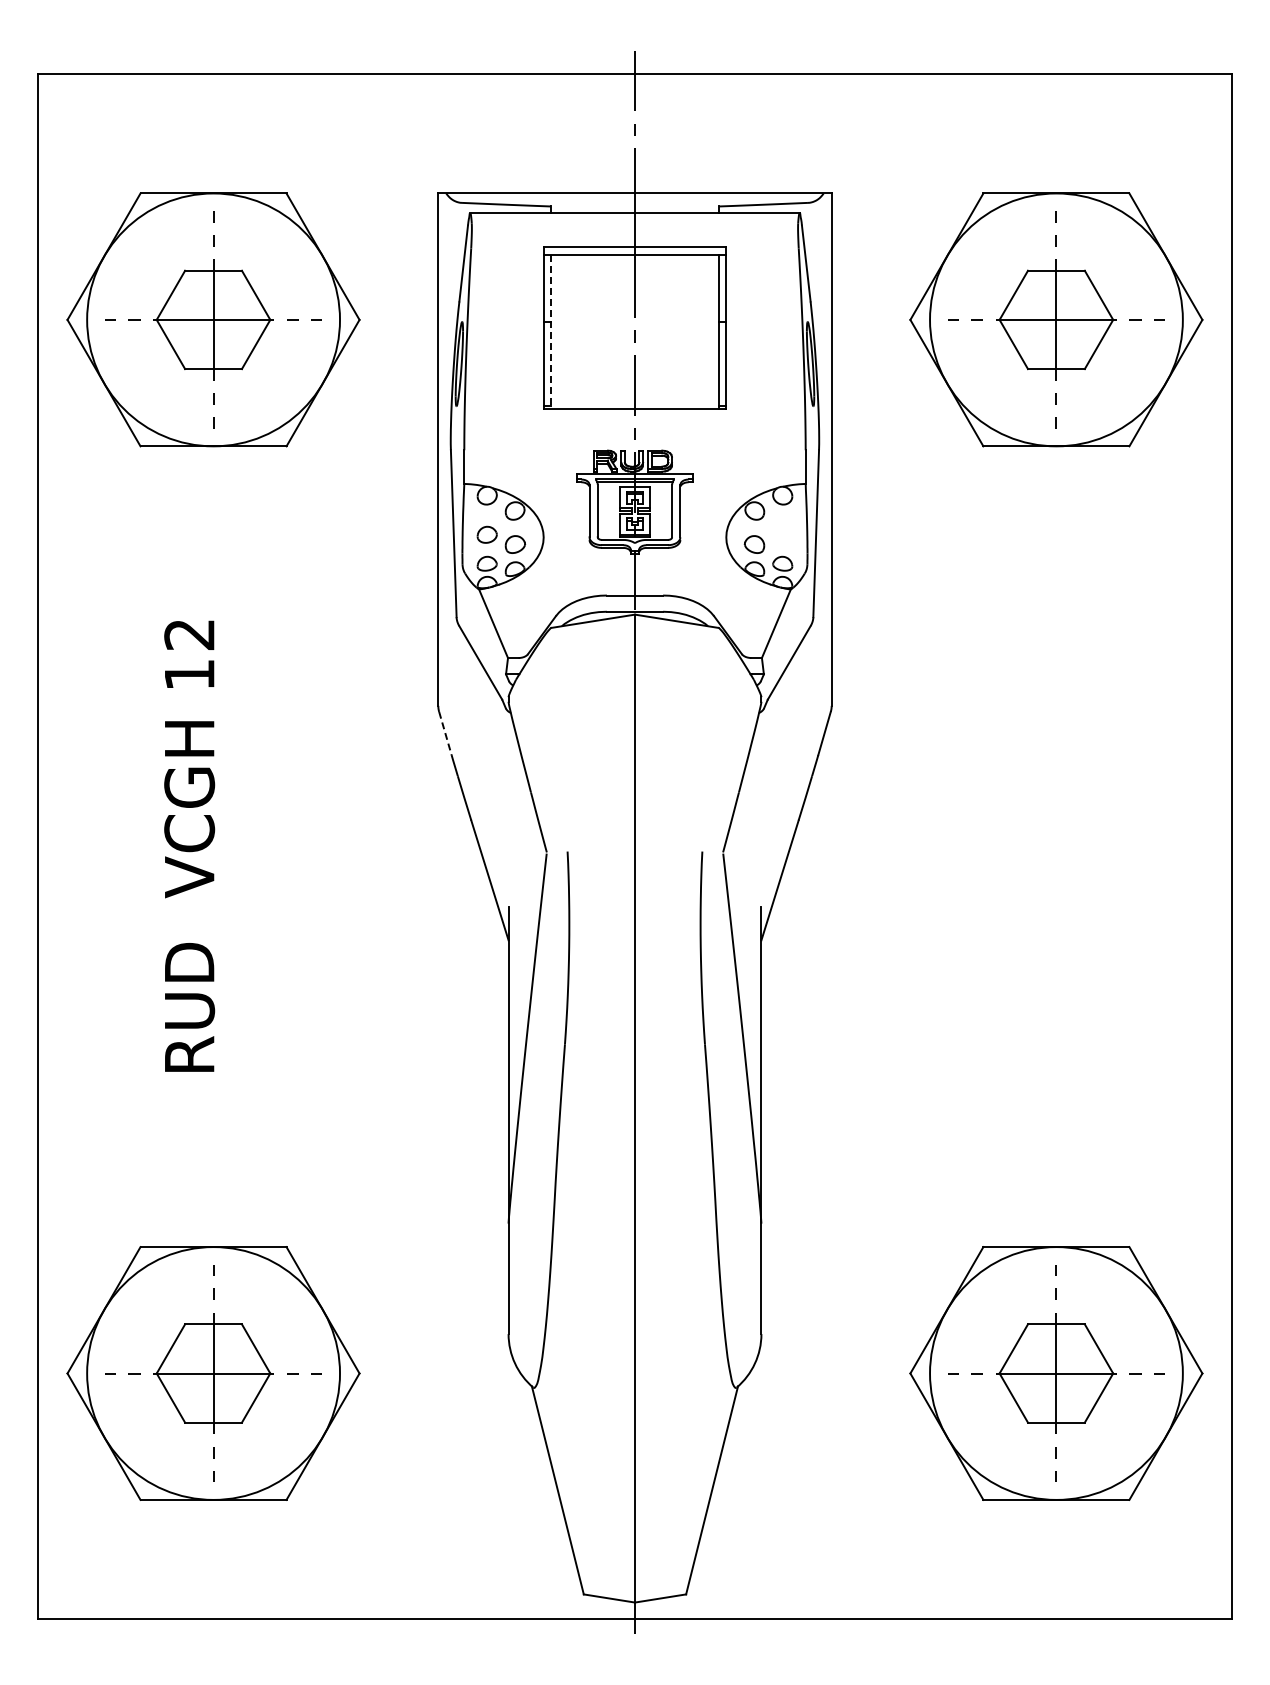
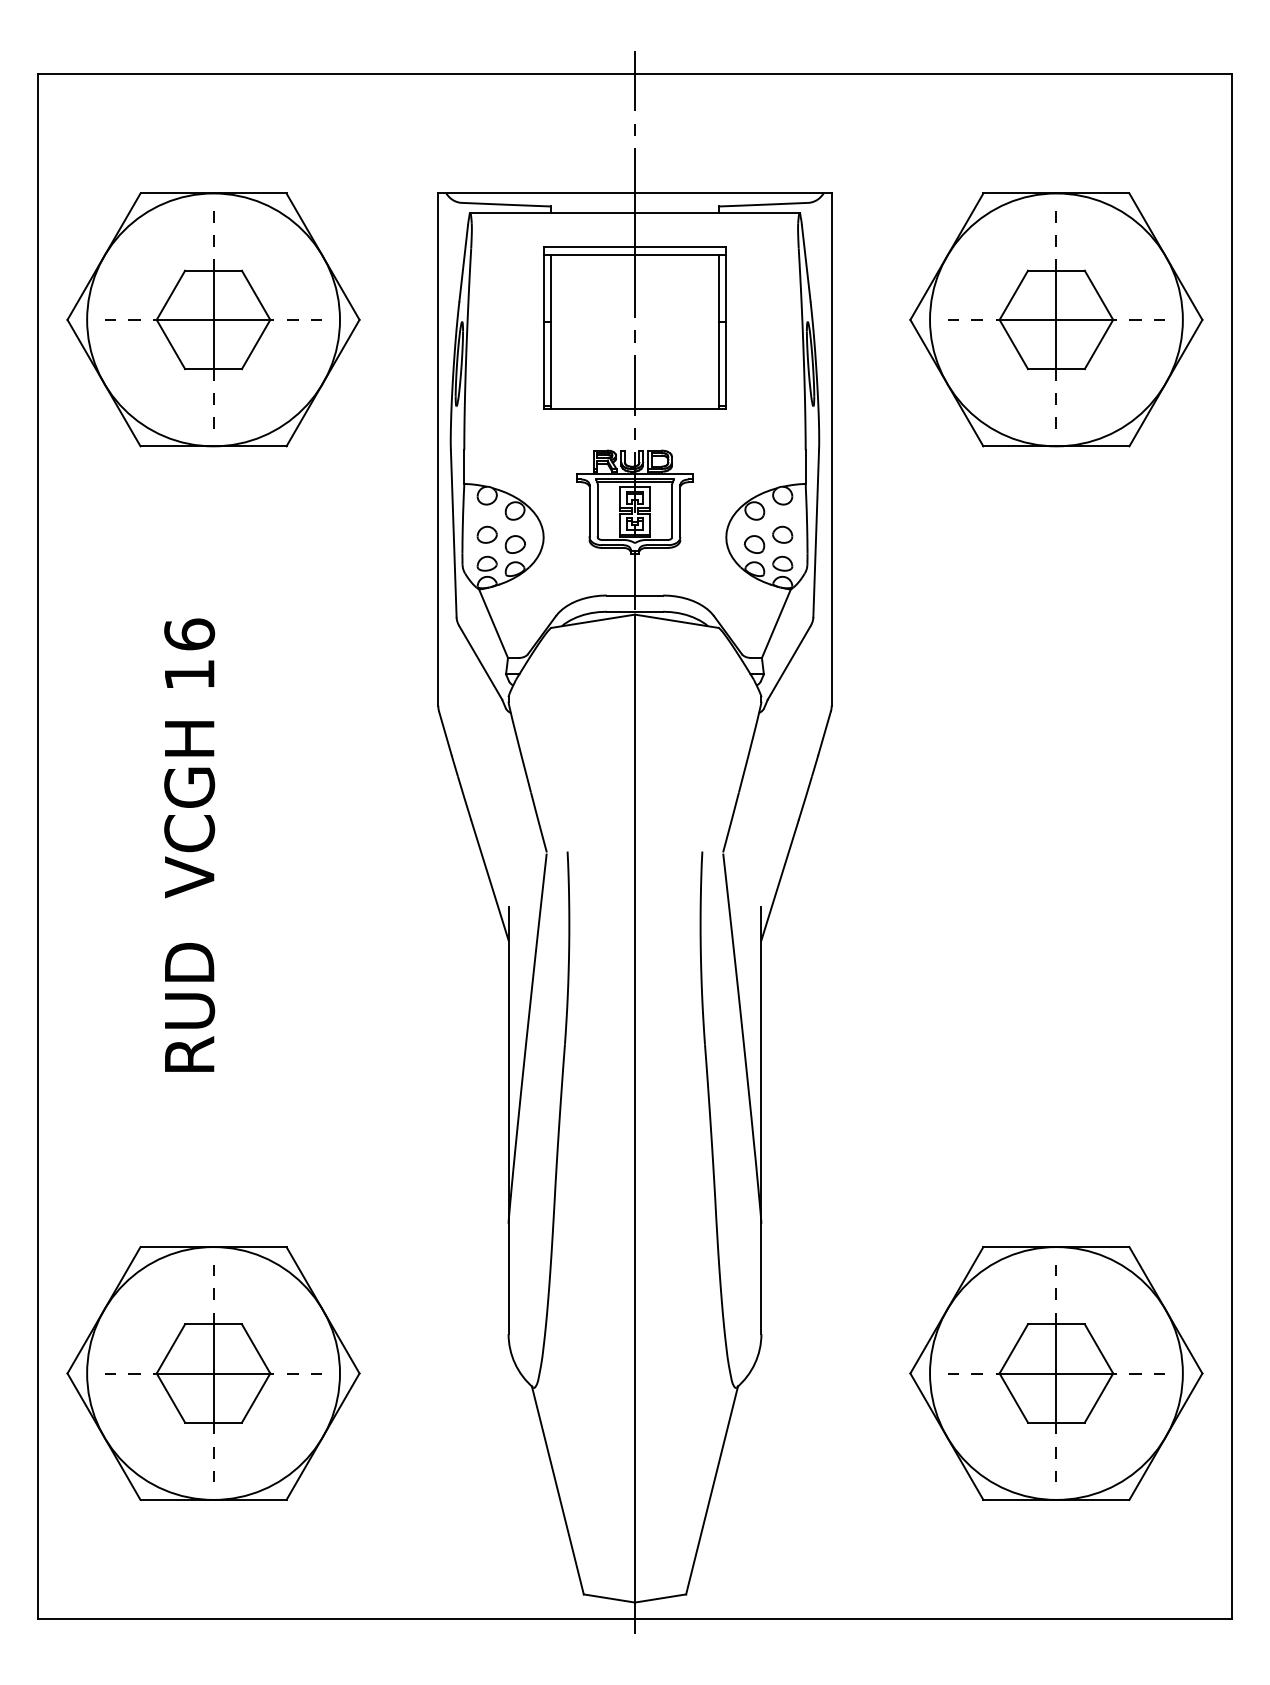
line: dashed -> solid (550, 332)
part: none -> present (782, 534)
text: 12 -> 16 (189, 634)
line: dashed -> solid (445, 733)
